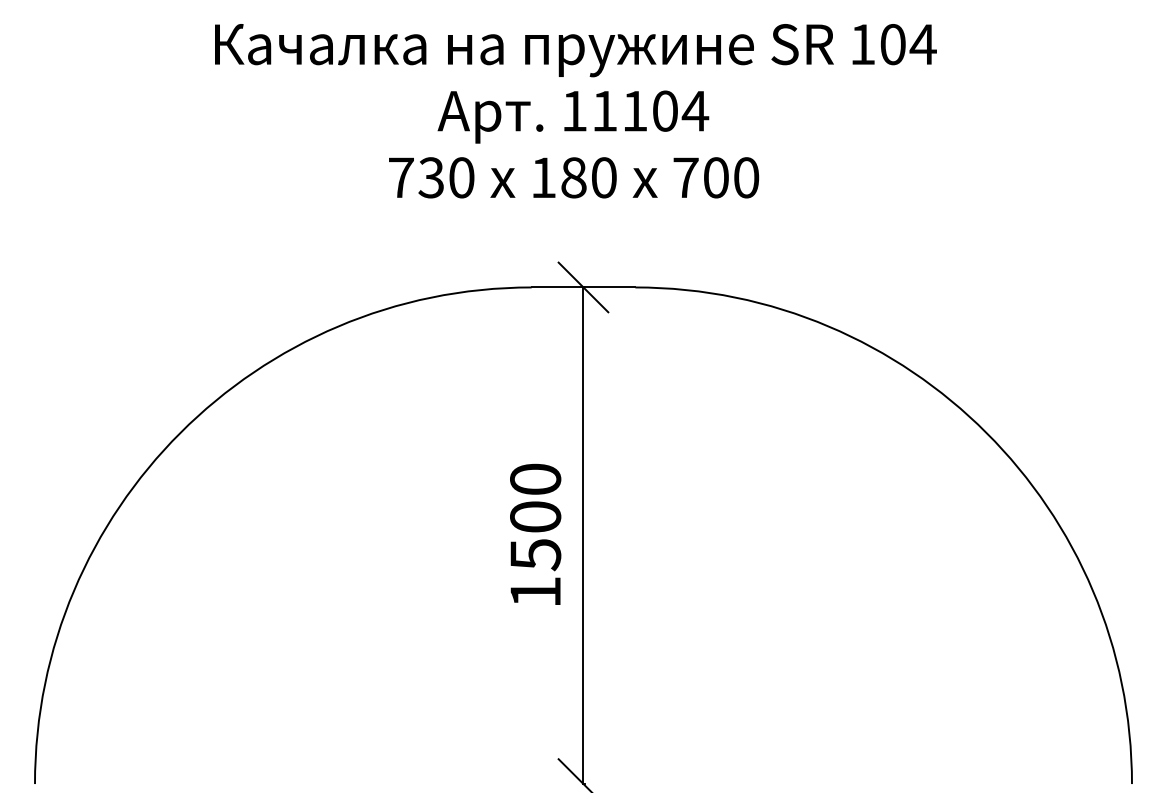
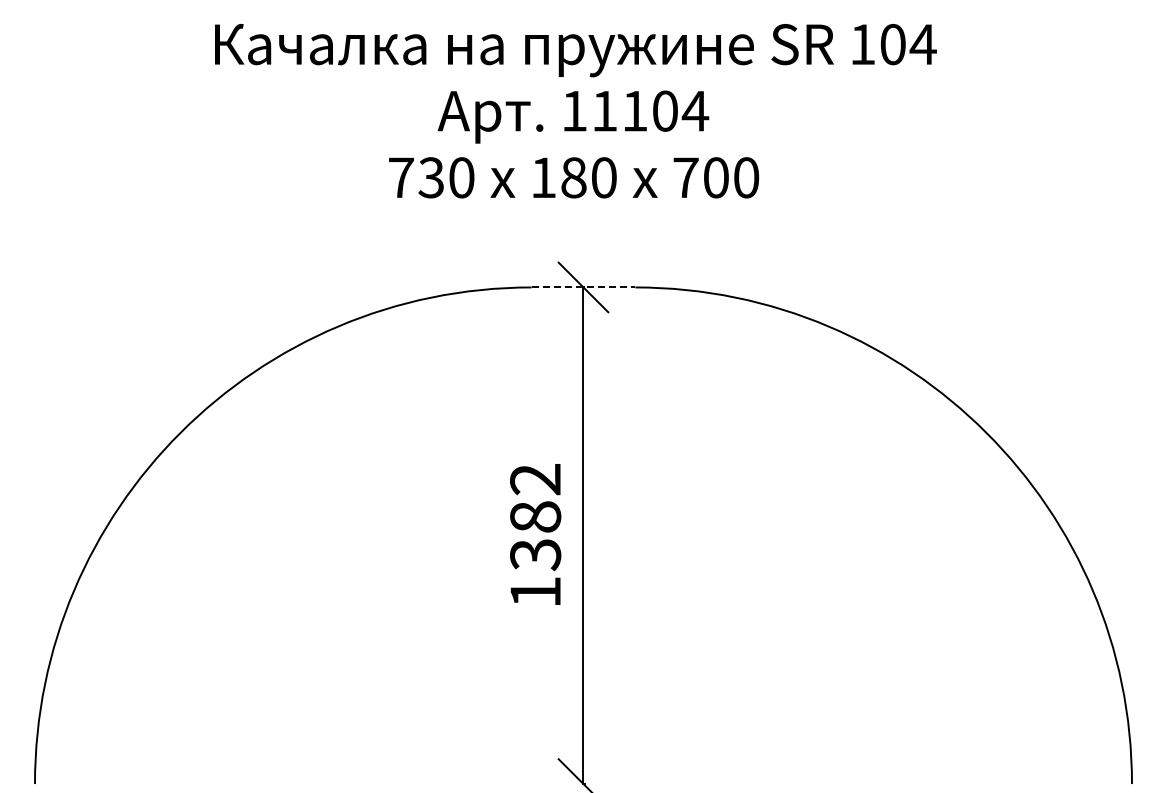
line: solid -> dashed (583, 287)
text: 1500 -> 1382 (535, 516)
